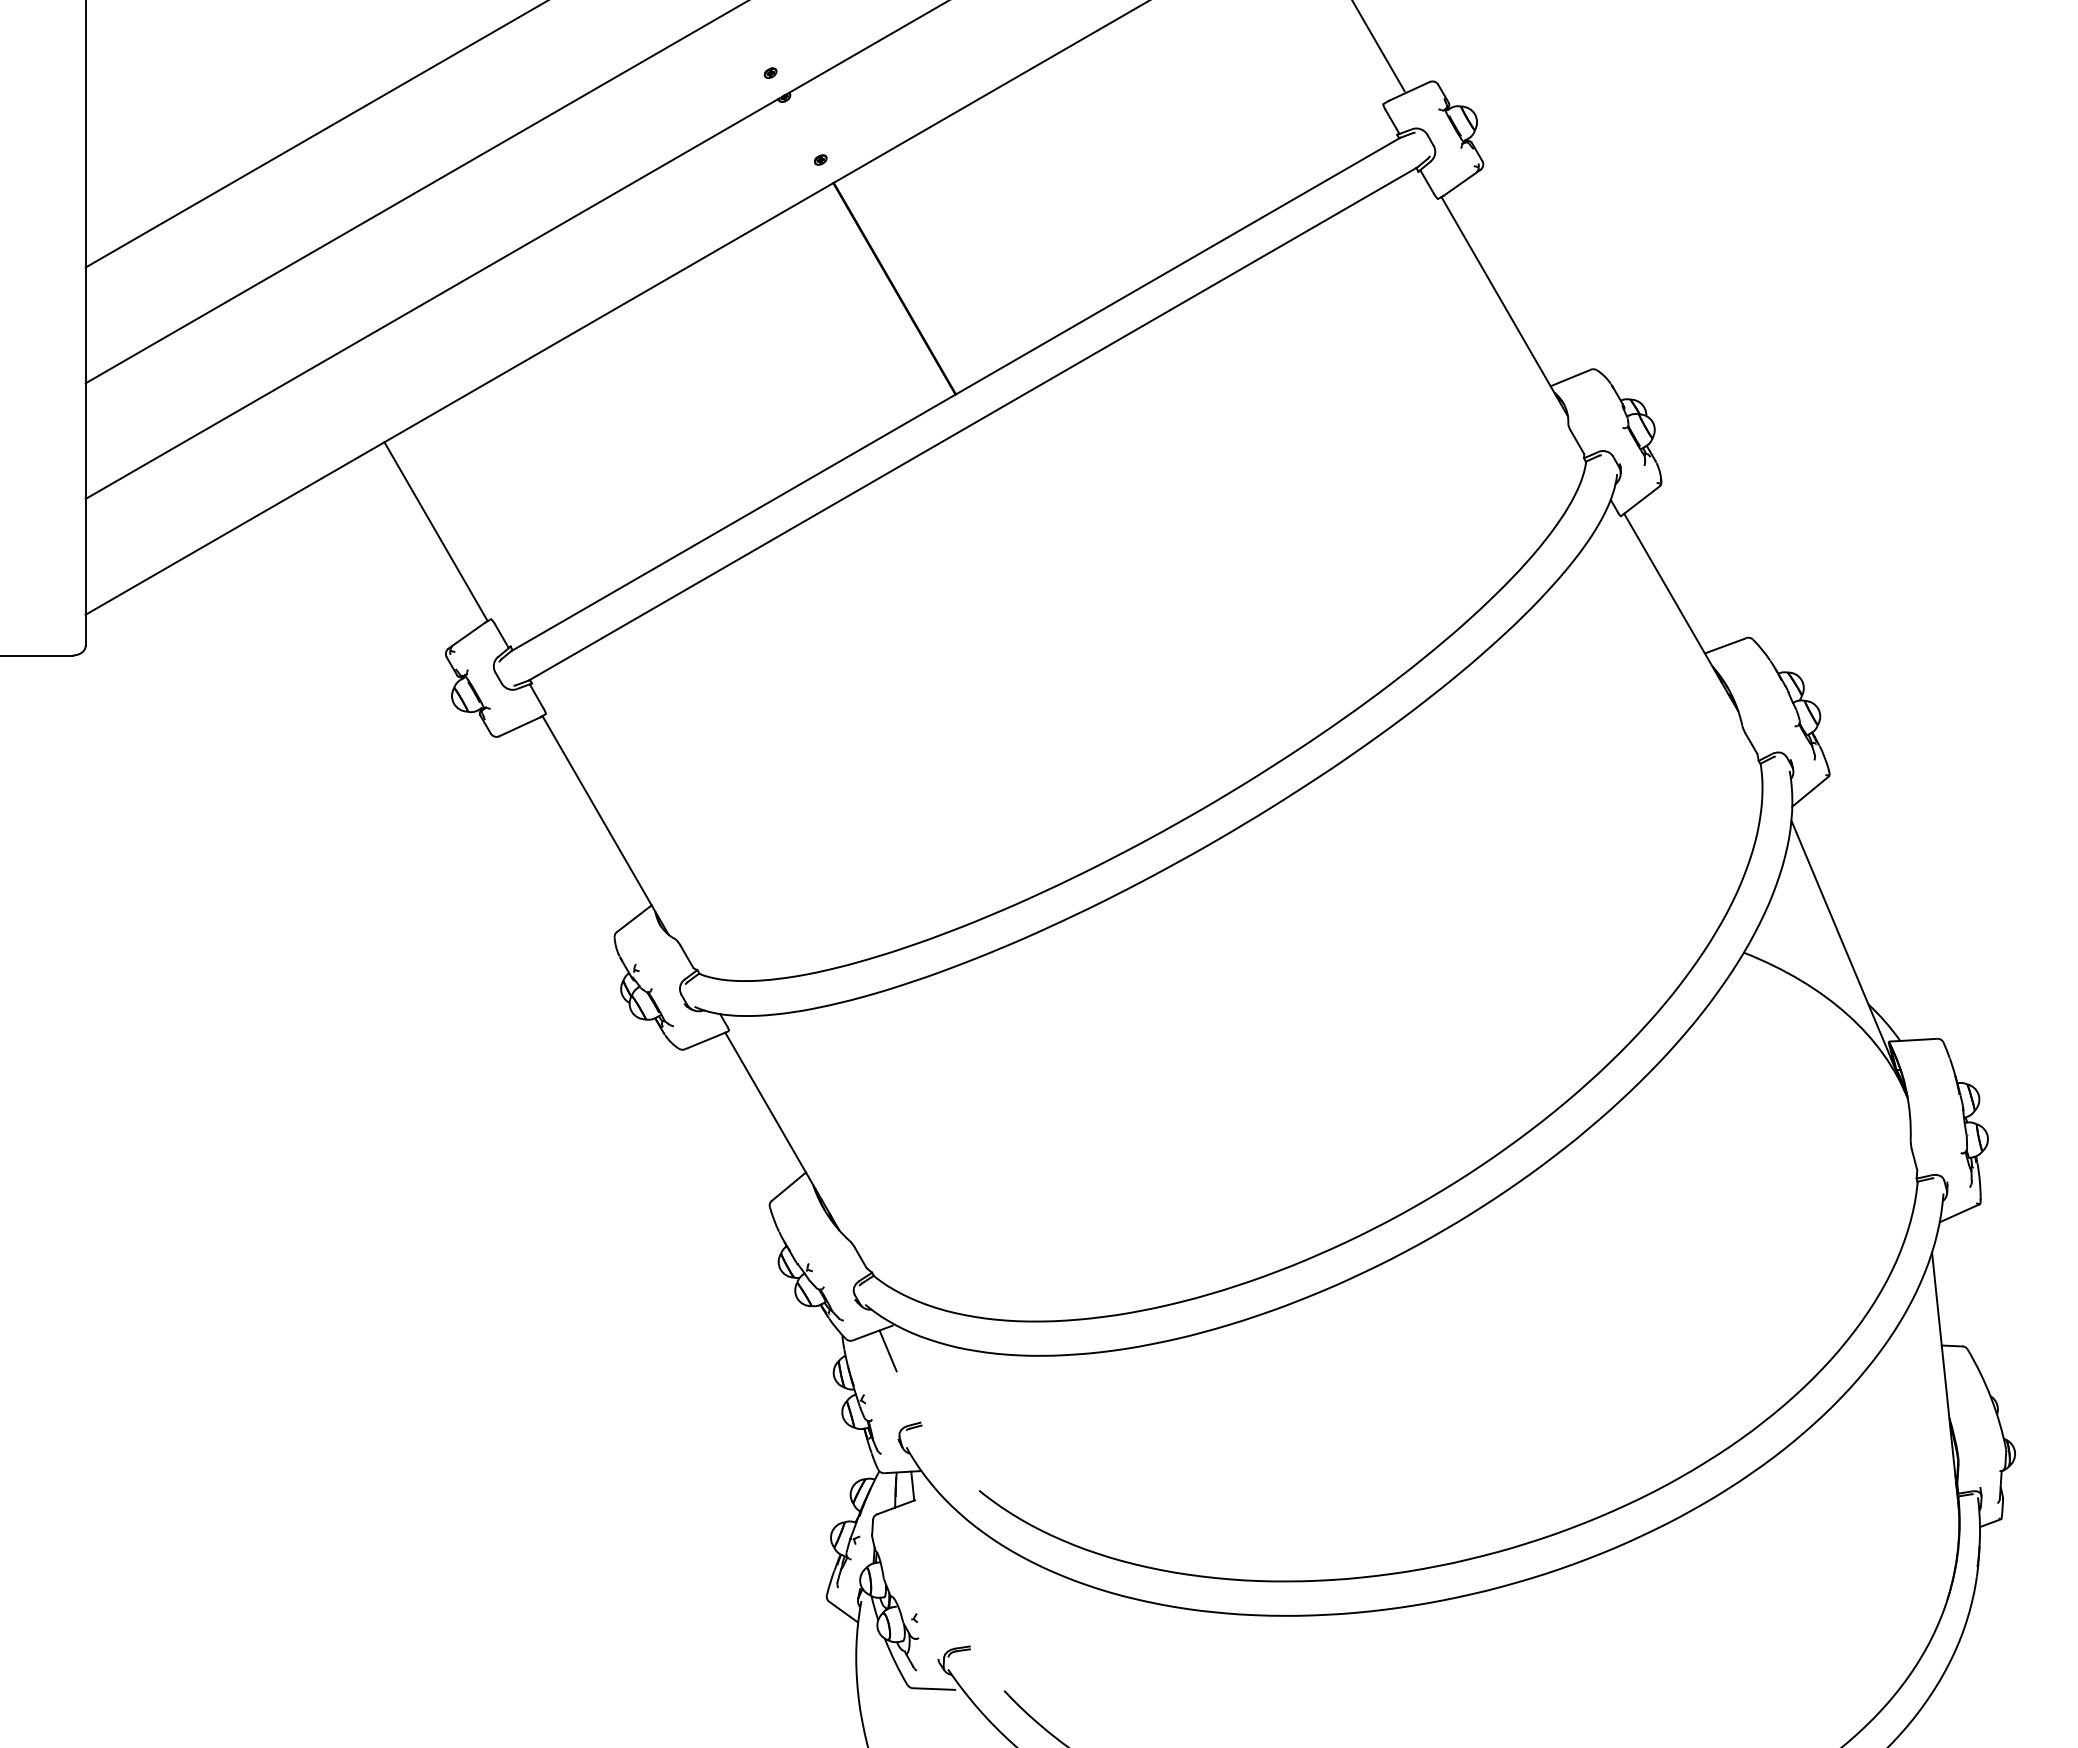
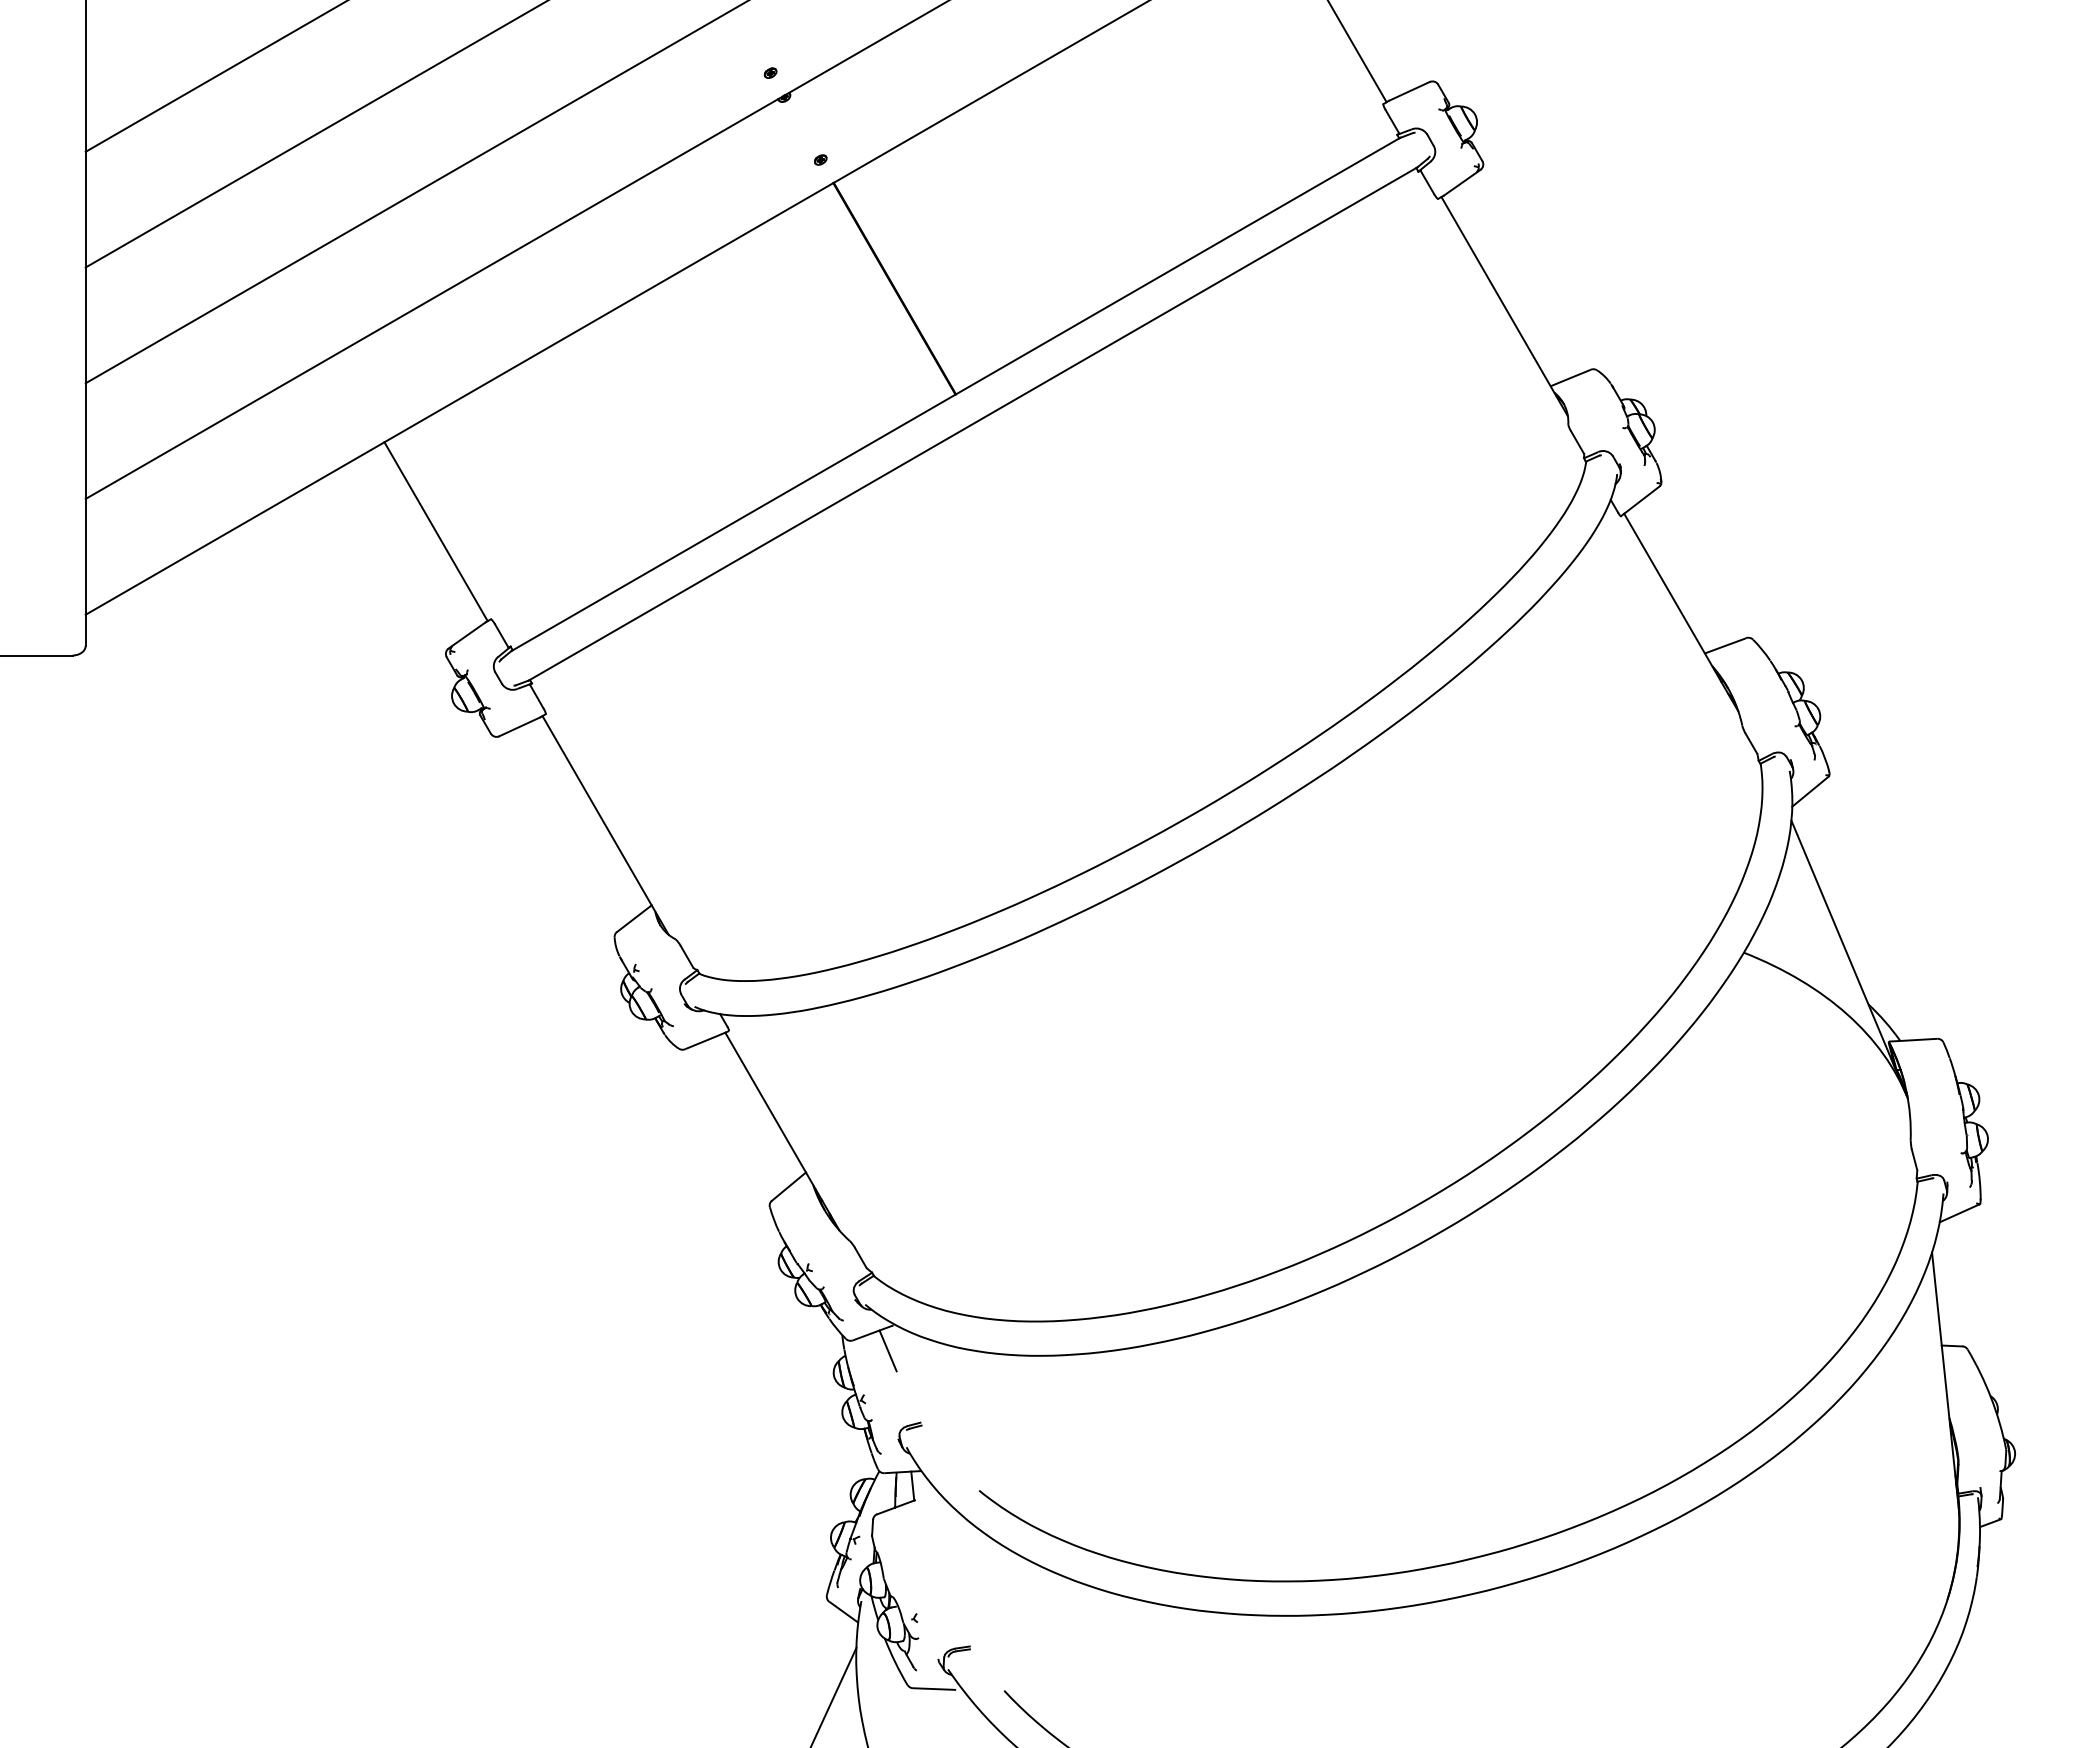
line position: (1378, 46) -> (1357, 52) (1357, 52)
line: none -> present (214, 76)
line: none -> present (834, 1695)
